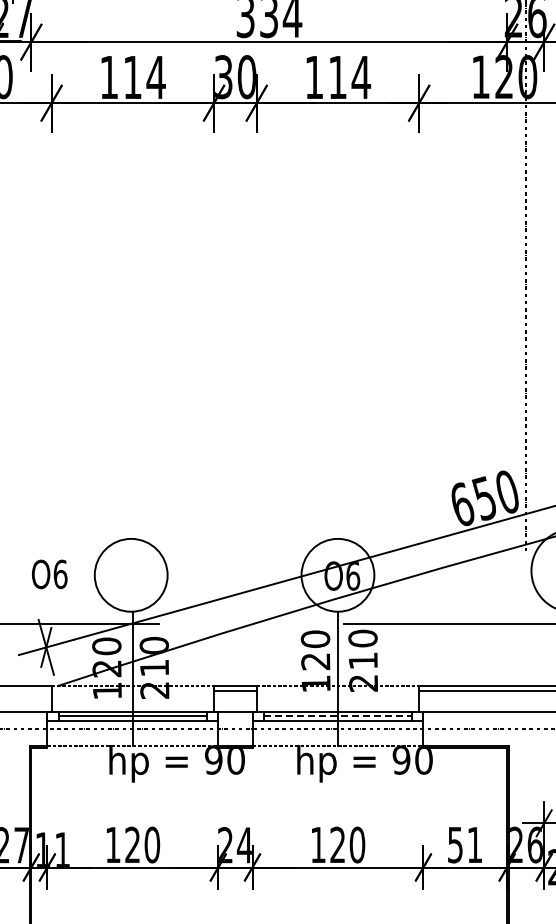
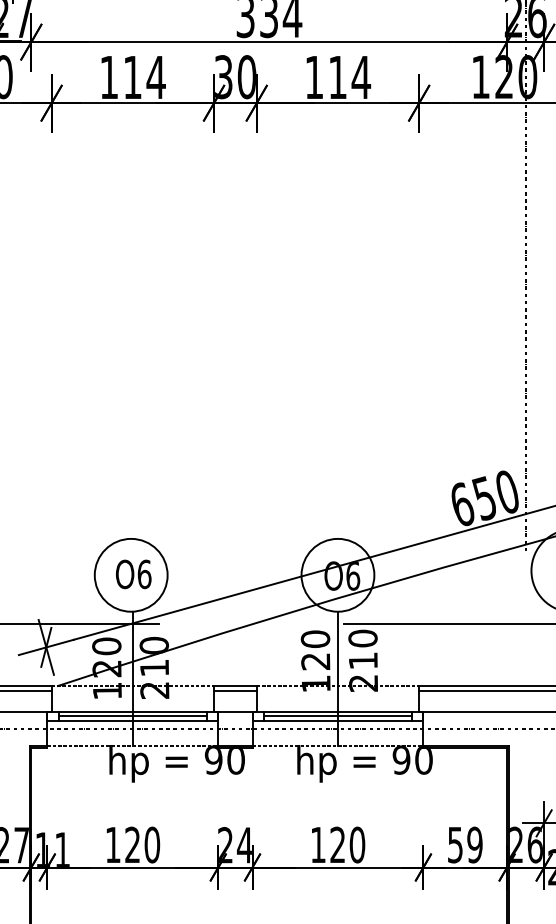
text position: (49, 574) -> (133, 574) (133, 574)
line: none -> present (26, 690)
line: dashed -> solid (338, 716)
text: 51 -> 59 (474, 844)
